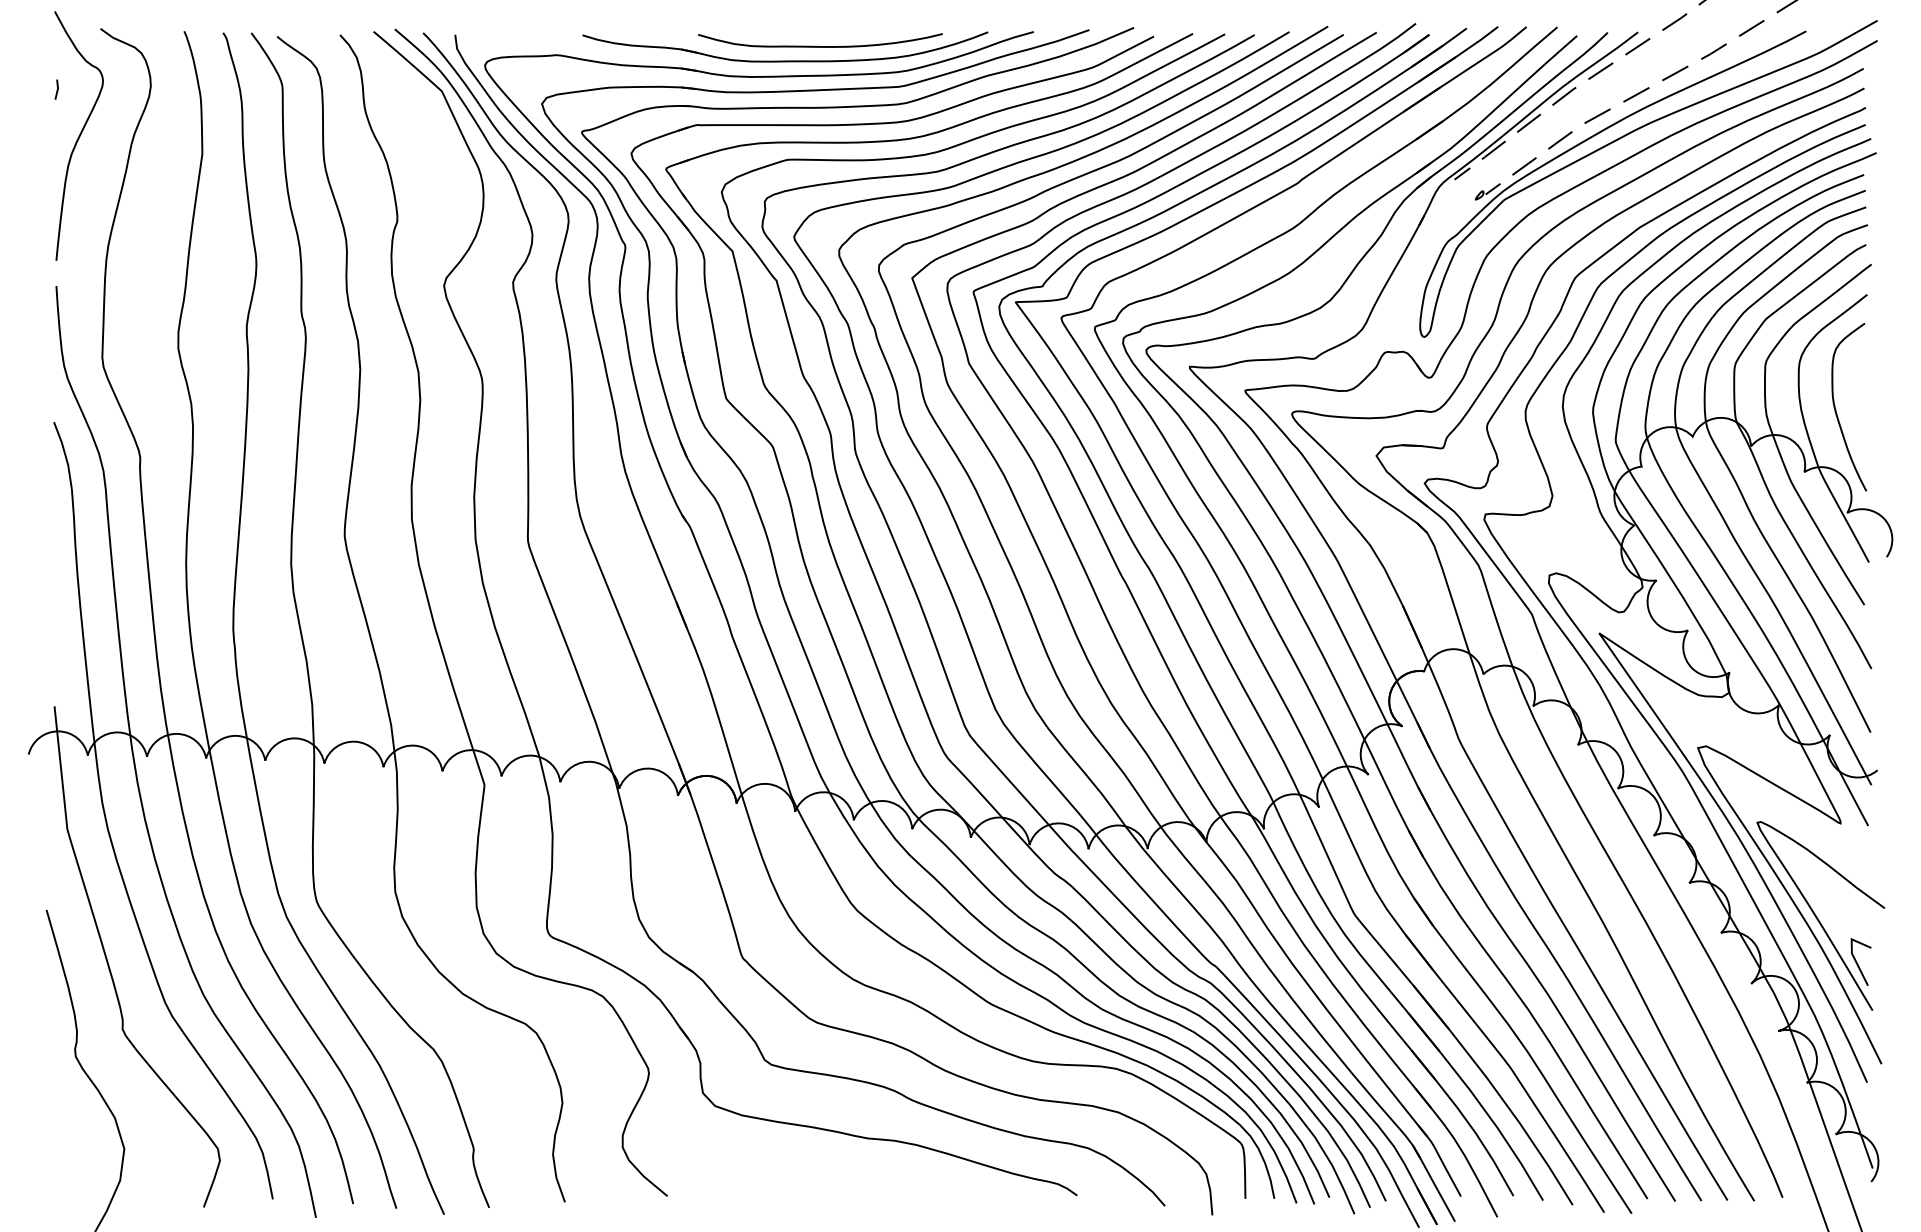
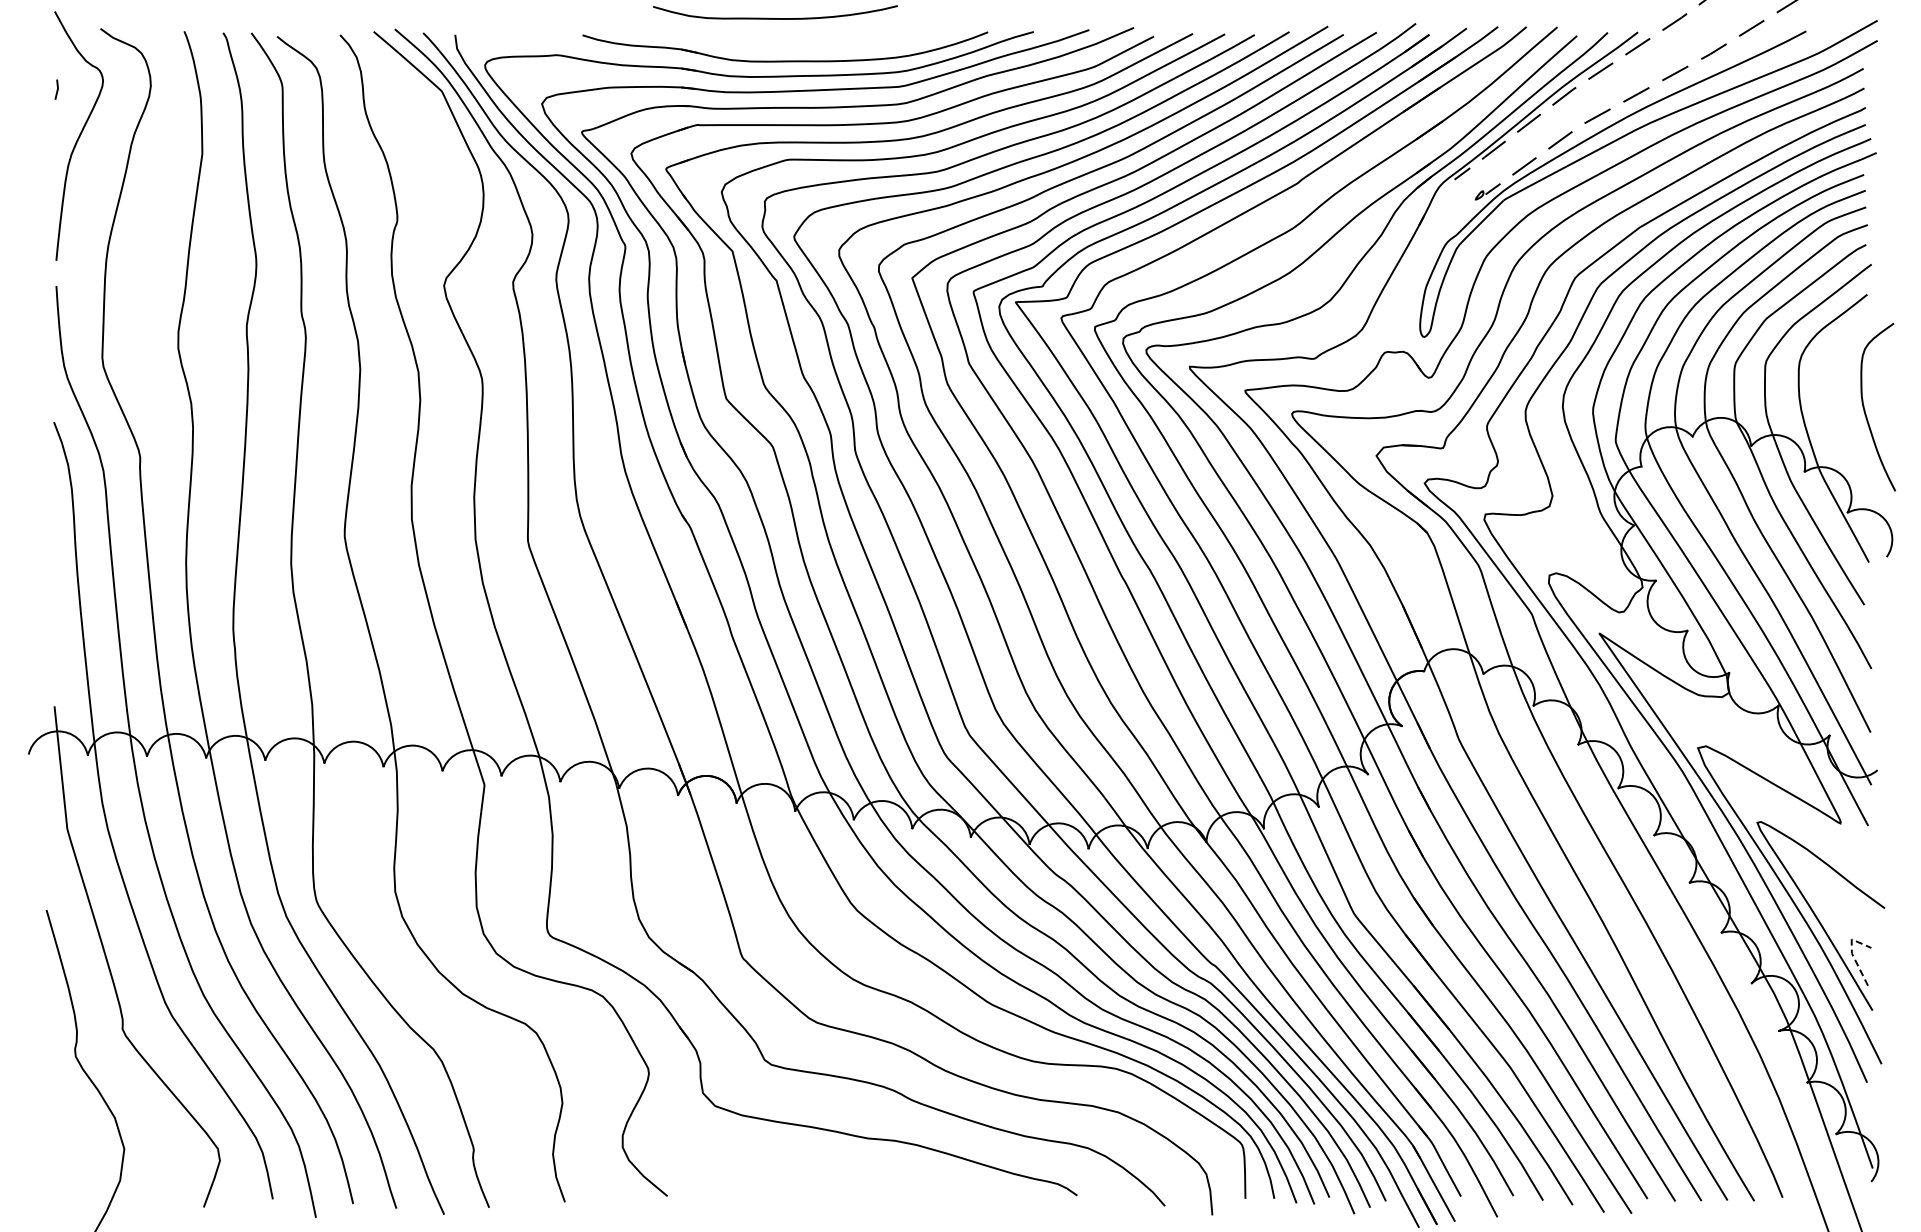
curve position: (820, 46) -> (775, 18) (775, 18)
curve position: (1836, 409) -> (1865, 409) (1865, 409)
line: solid -> dashed (1851, 953)
